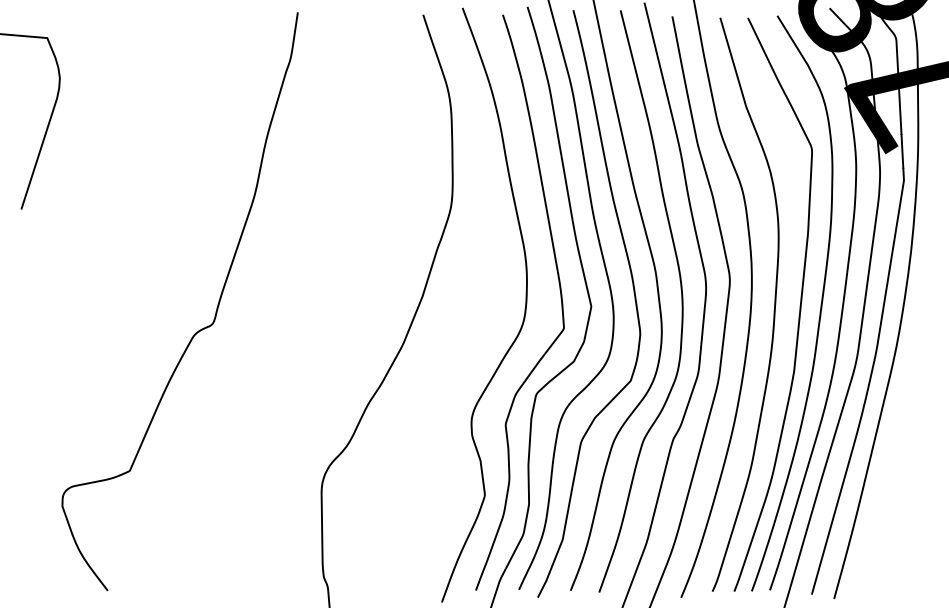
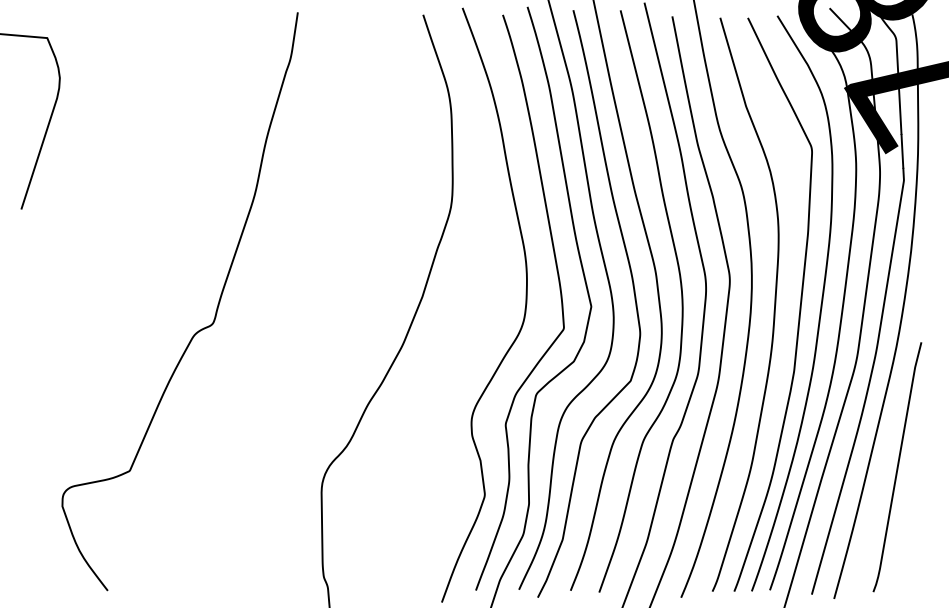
curve: none -> present (897, 467)
